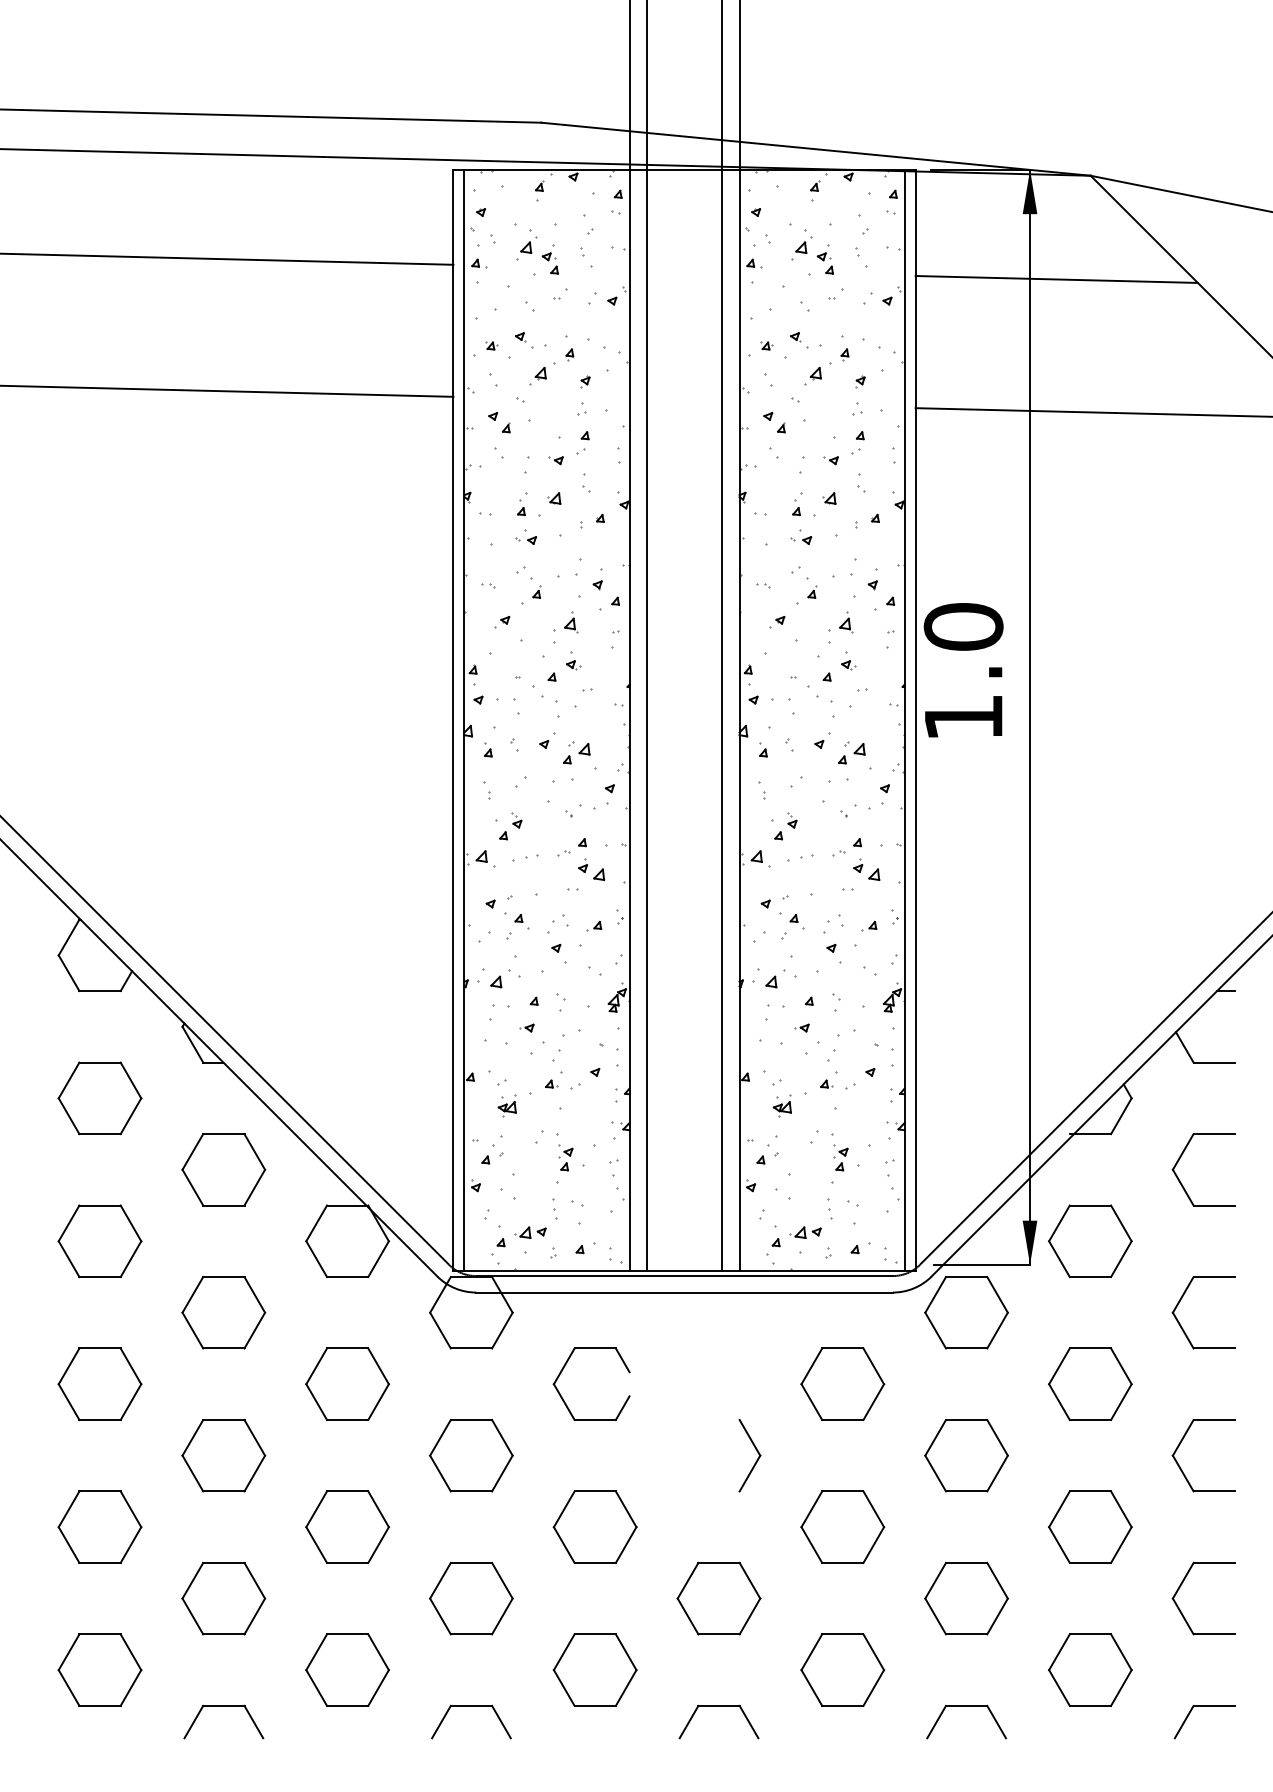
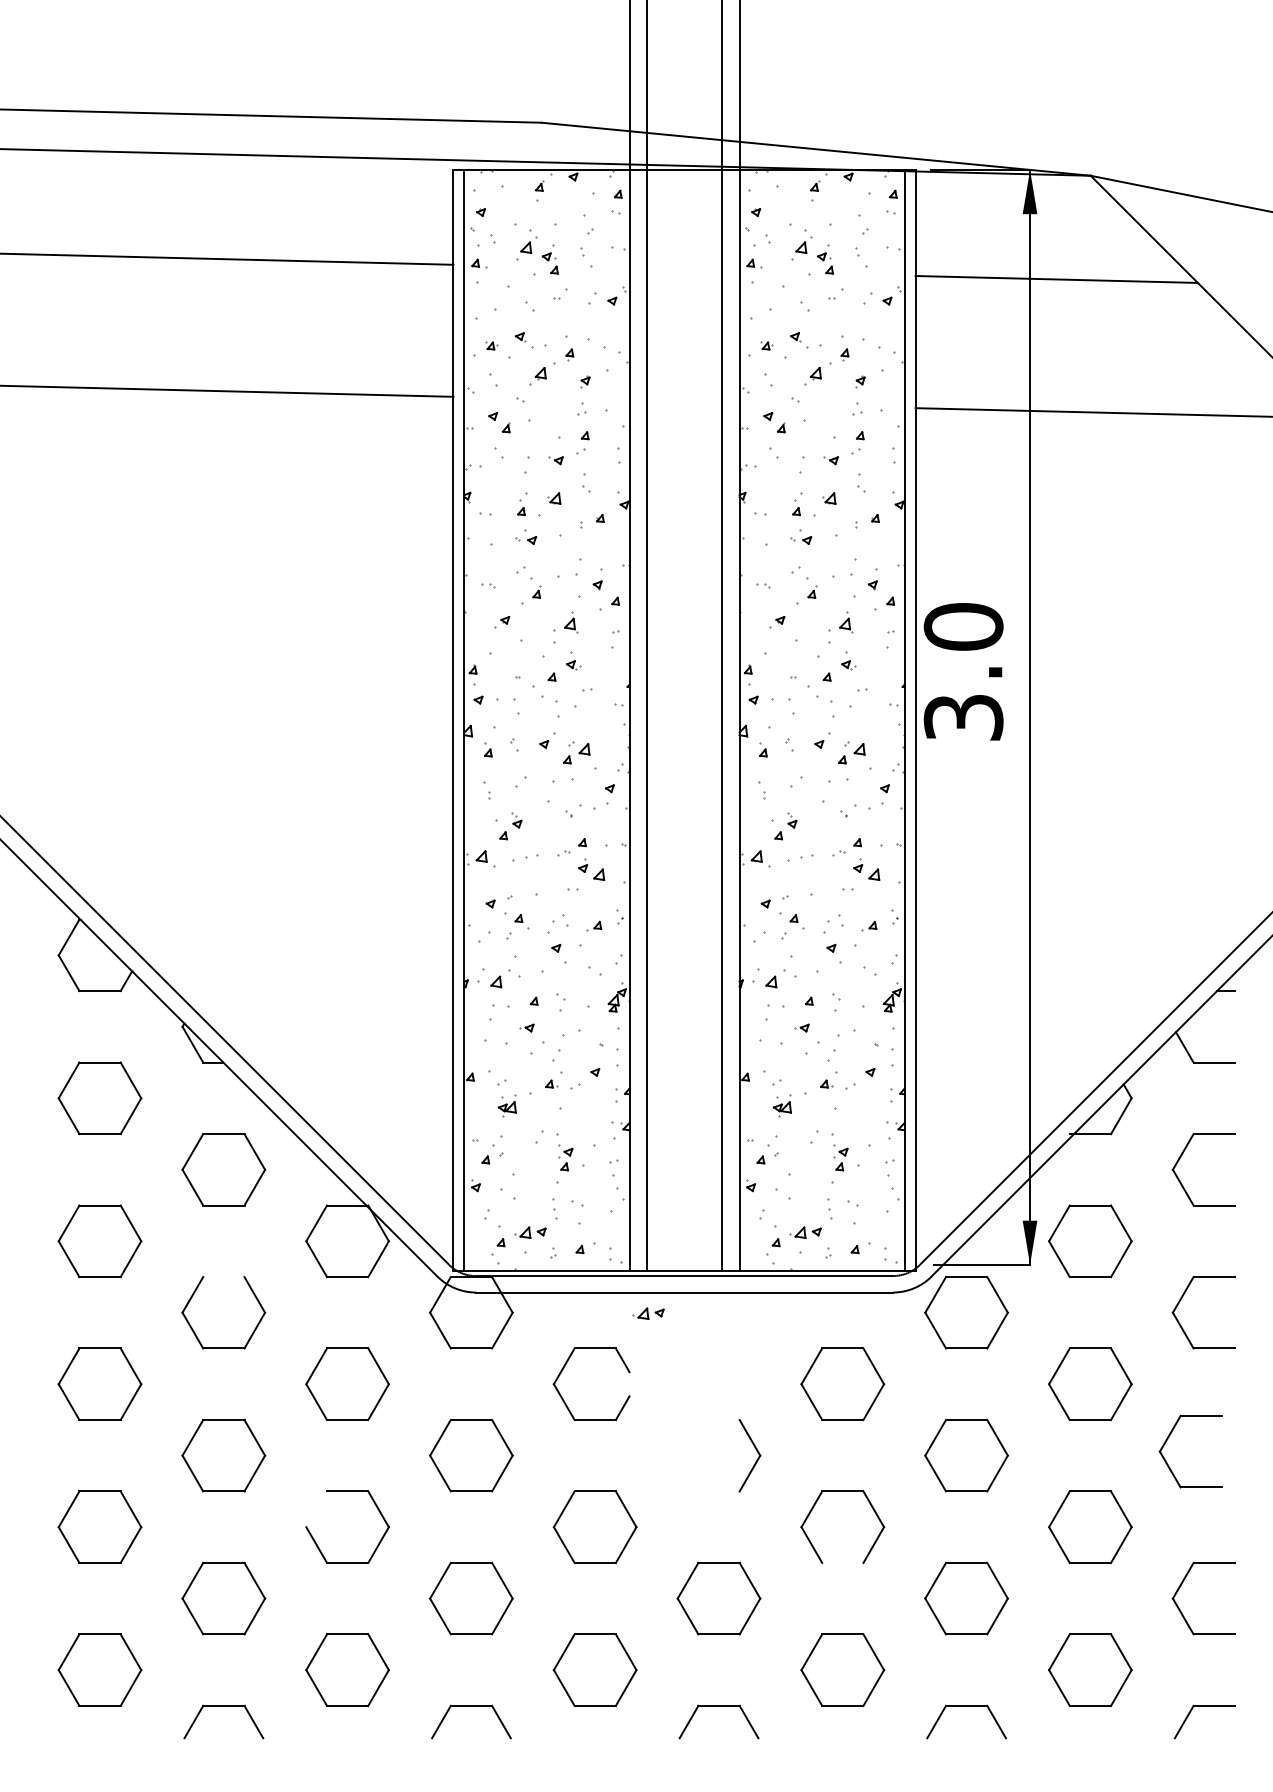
text: 1.0 -> 3.0 (963, 717)
line: present -> none (223, 1277)
part: none -> present (648, 1313)
part position: (1181, 1443) -> (1168, 1439) (1168, 1439)
line: present -> none (316, 1509)
line: present -> none (842, 1562)
